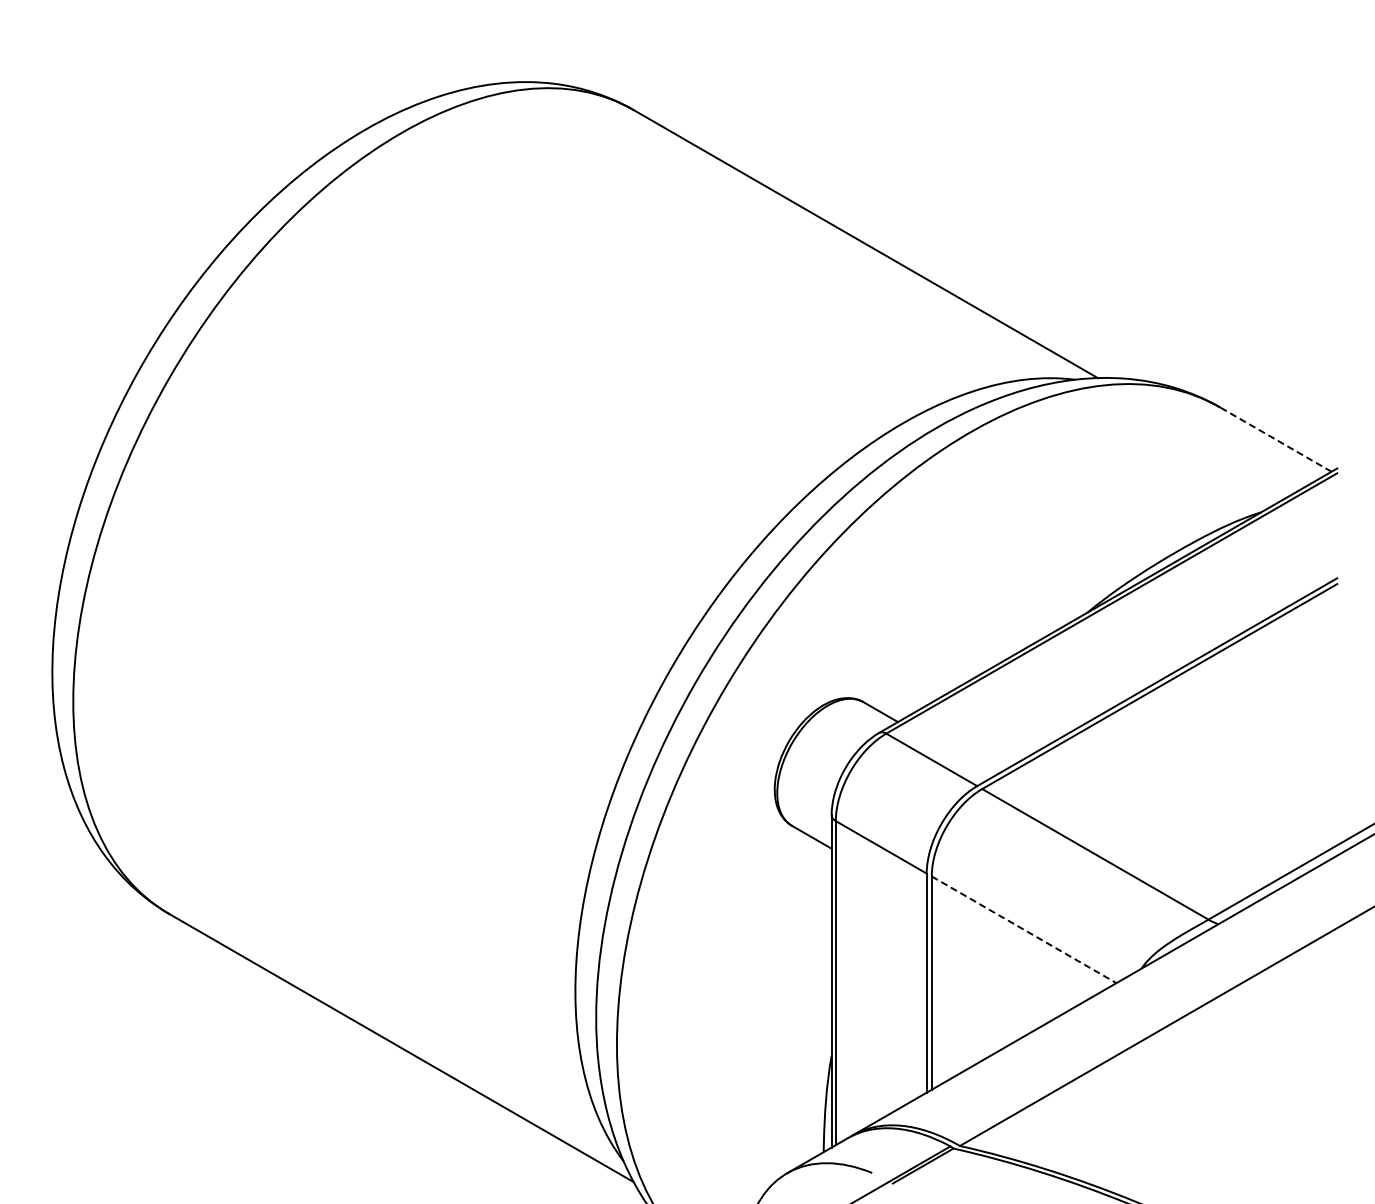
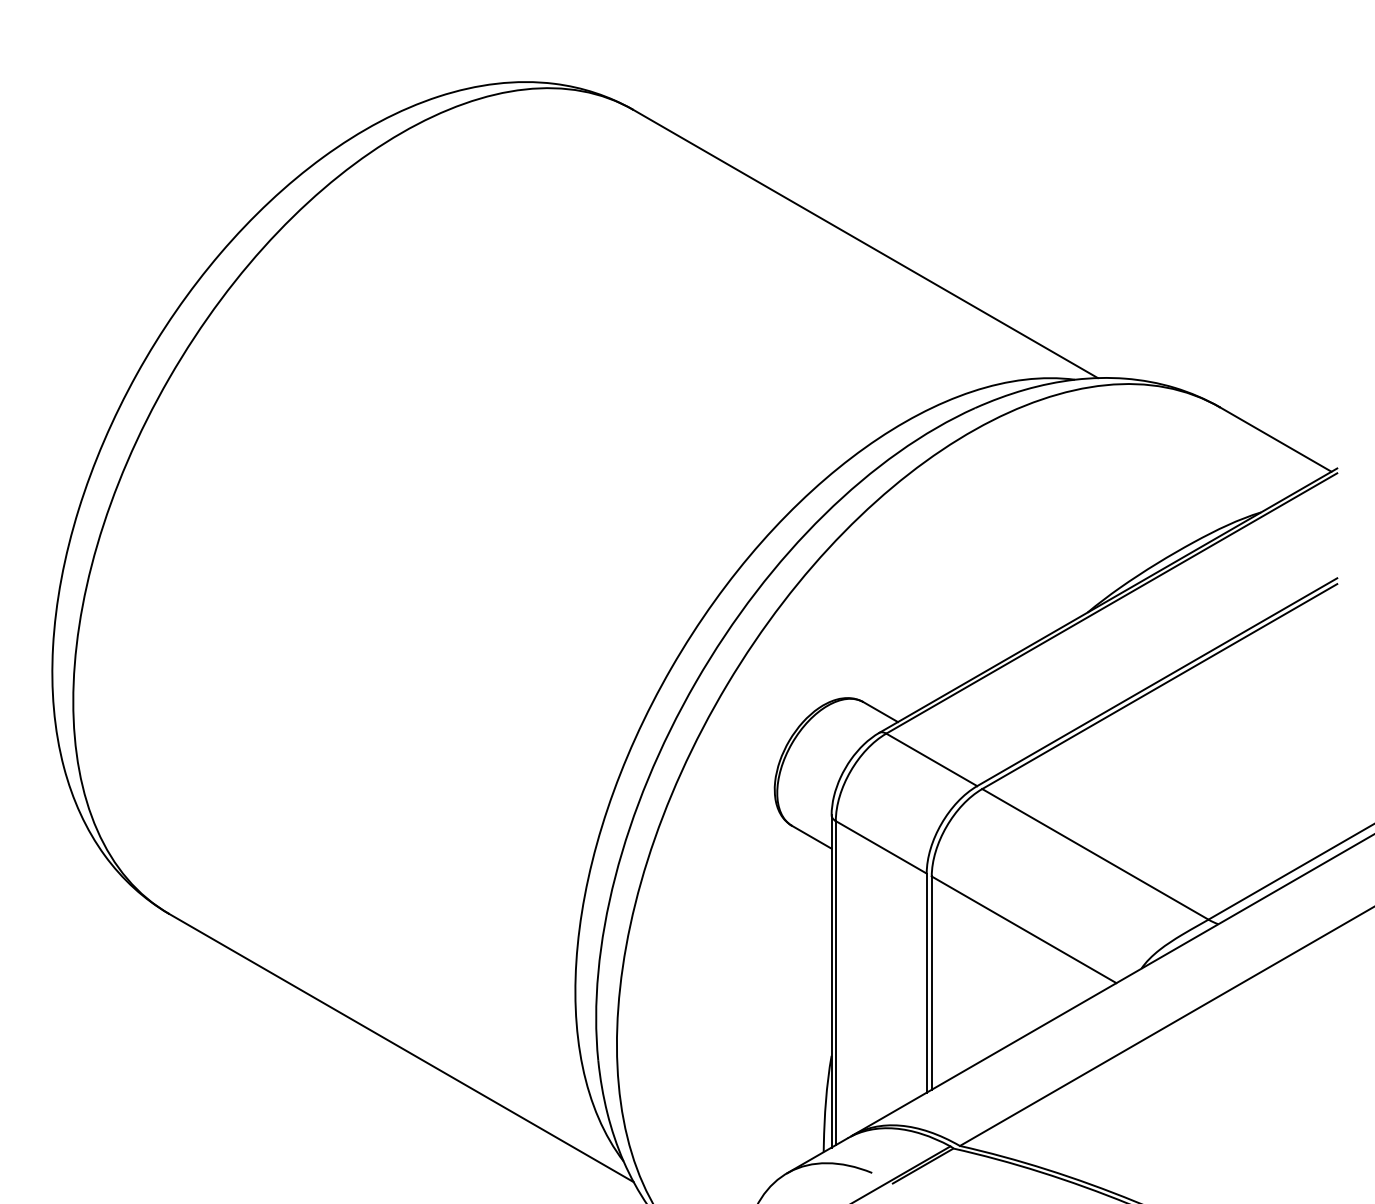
line: dashed -> solid (1275, 439)
line: dashed -> solid (1024, 929)
